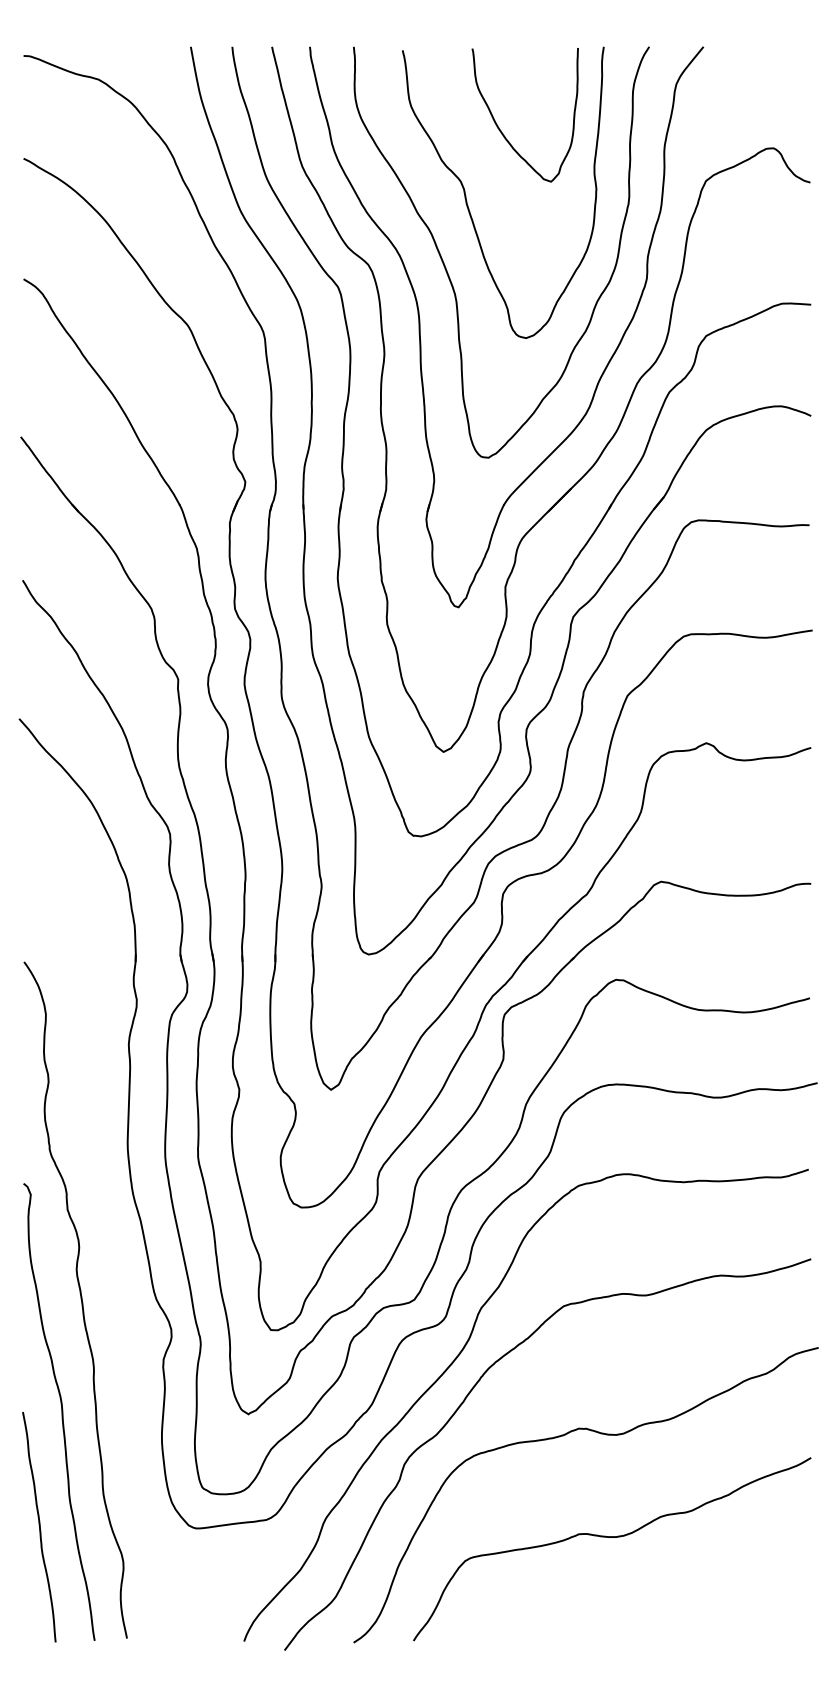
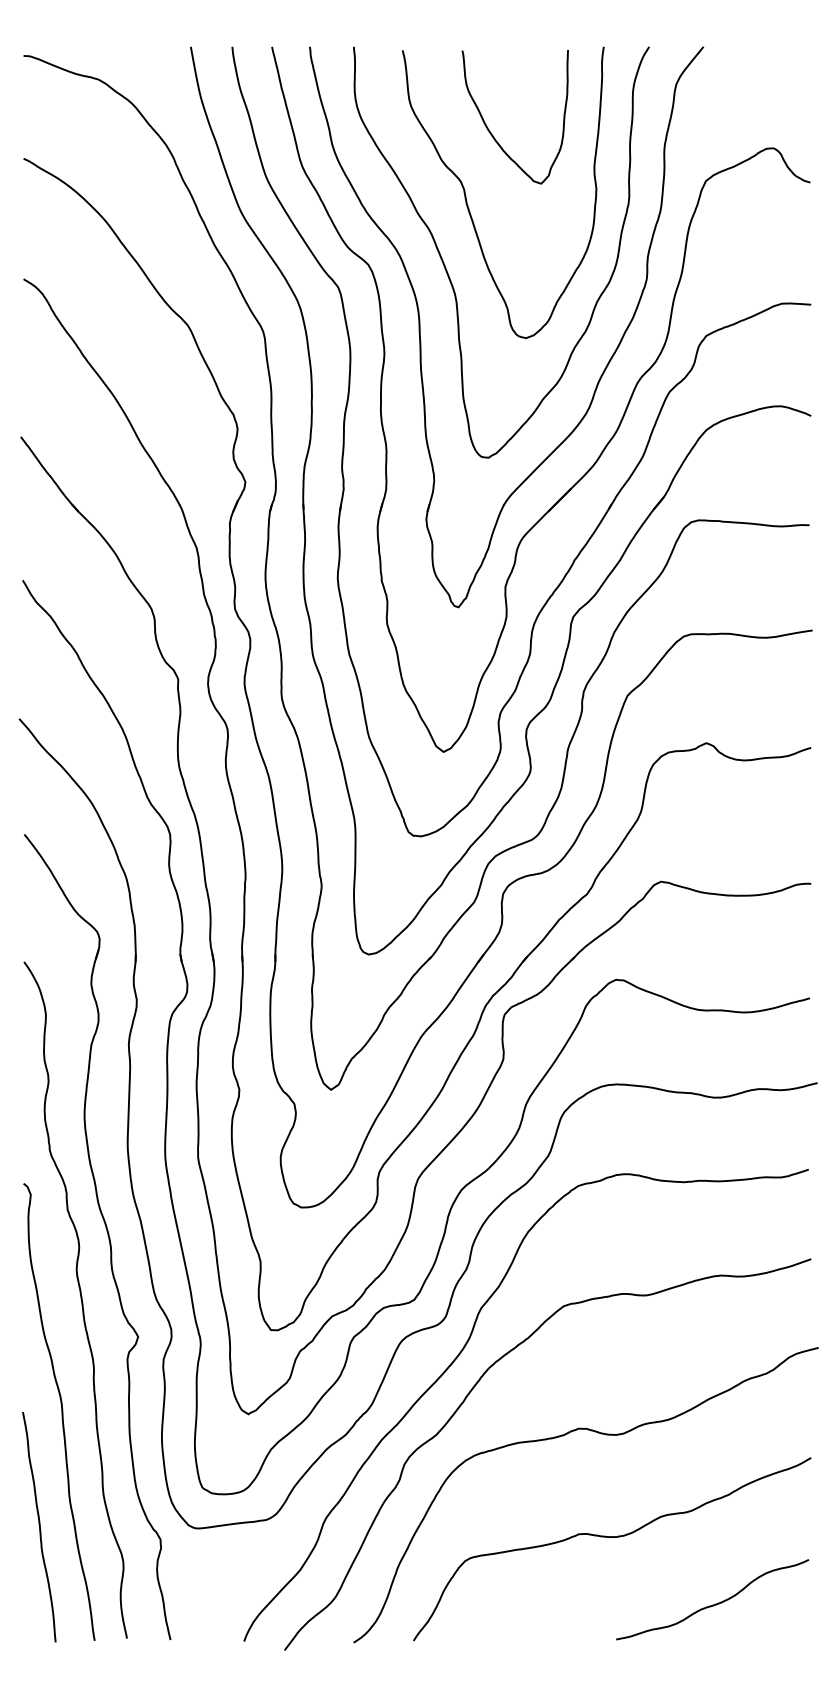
curve position: (501, 130) -> (491, 132) (491, 132)
part: none -> present (107, 1235)
curve: none -> present (715, 1603)
